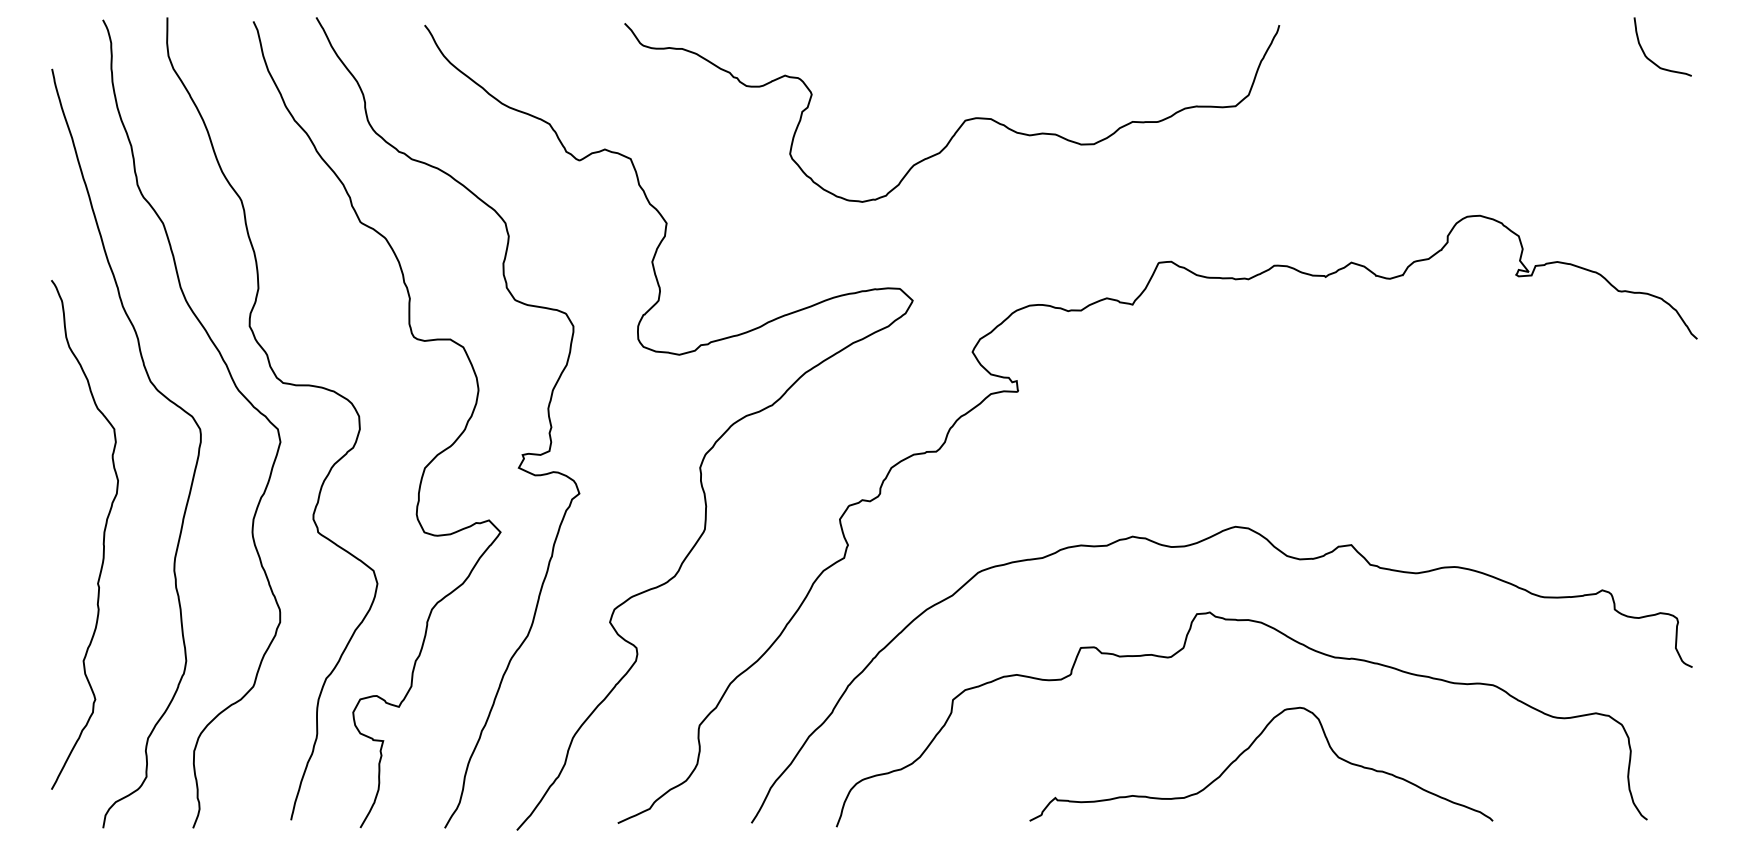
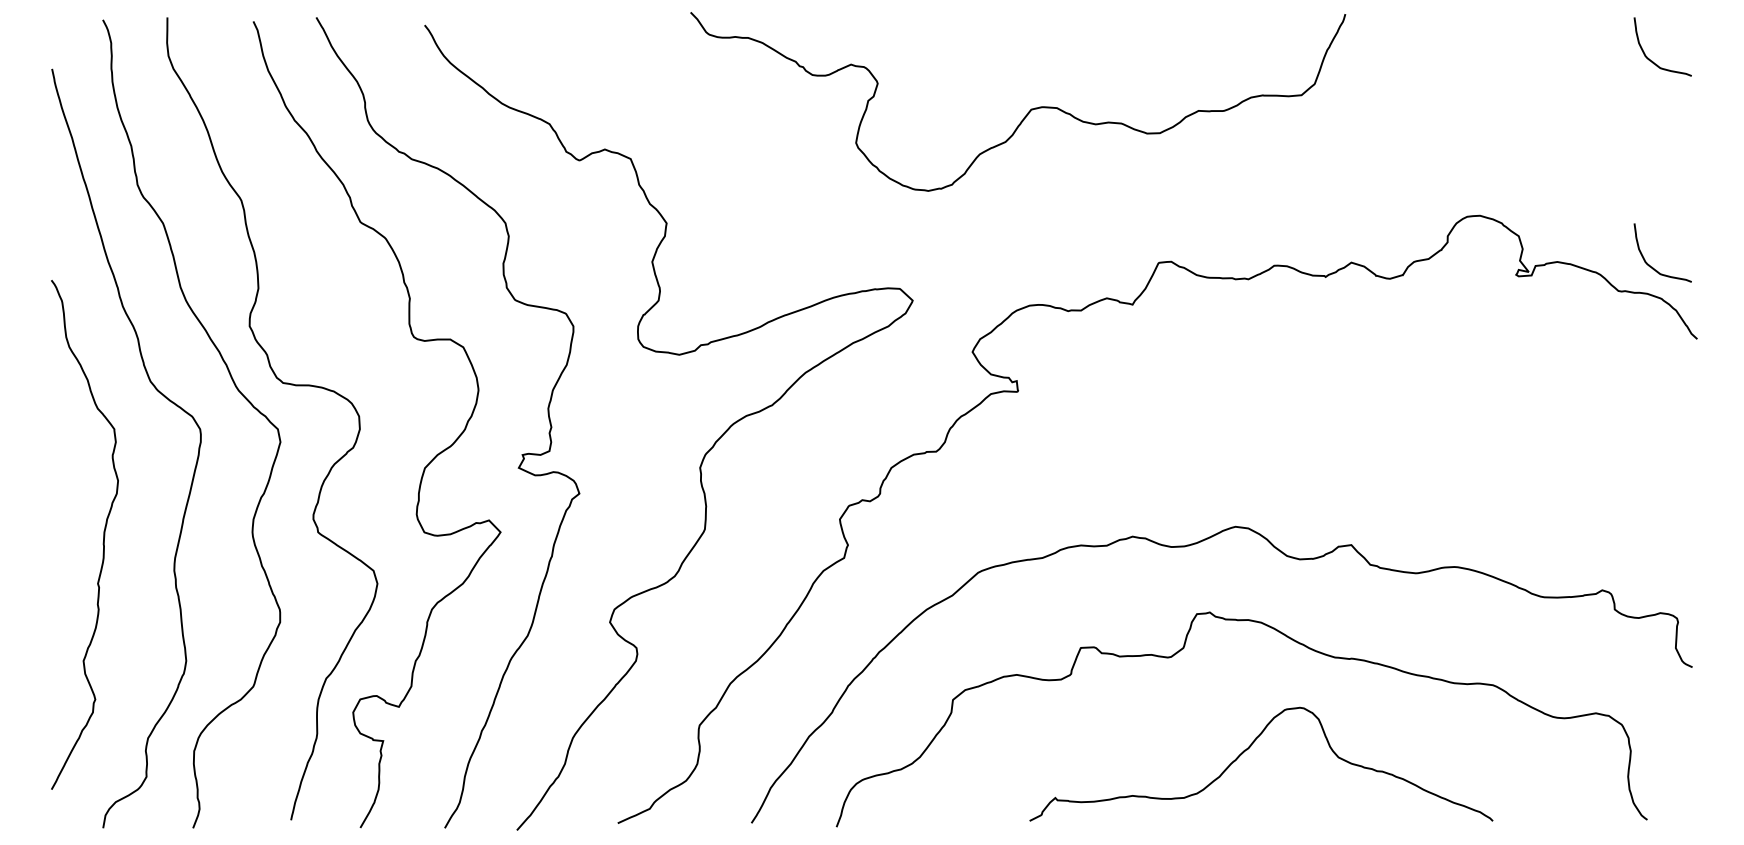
curve position: (962, 122) -> (1028, 111) (1028, 111)
curve: none -> present (1652, 266)
